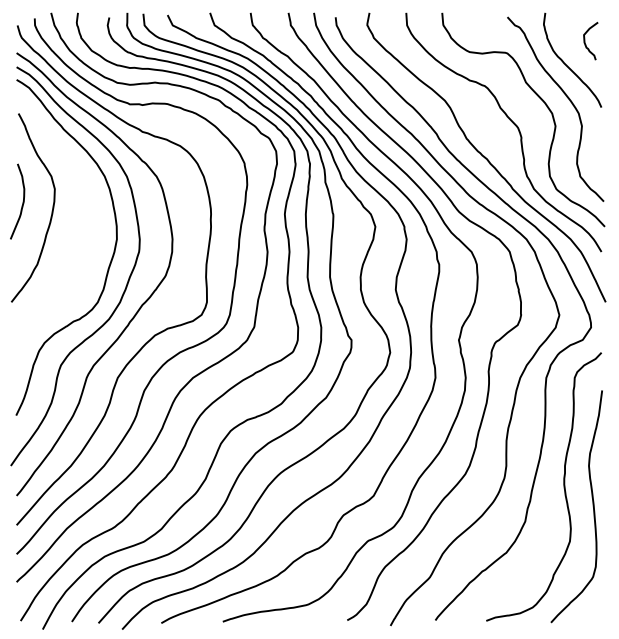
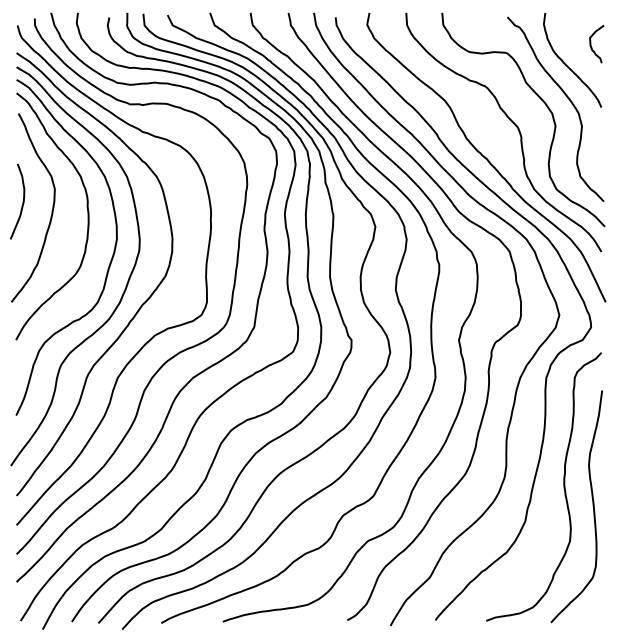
curve position: (585, 41) -> (591, 44) (591, 44)
curve: none -> present (87, 216)
